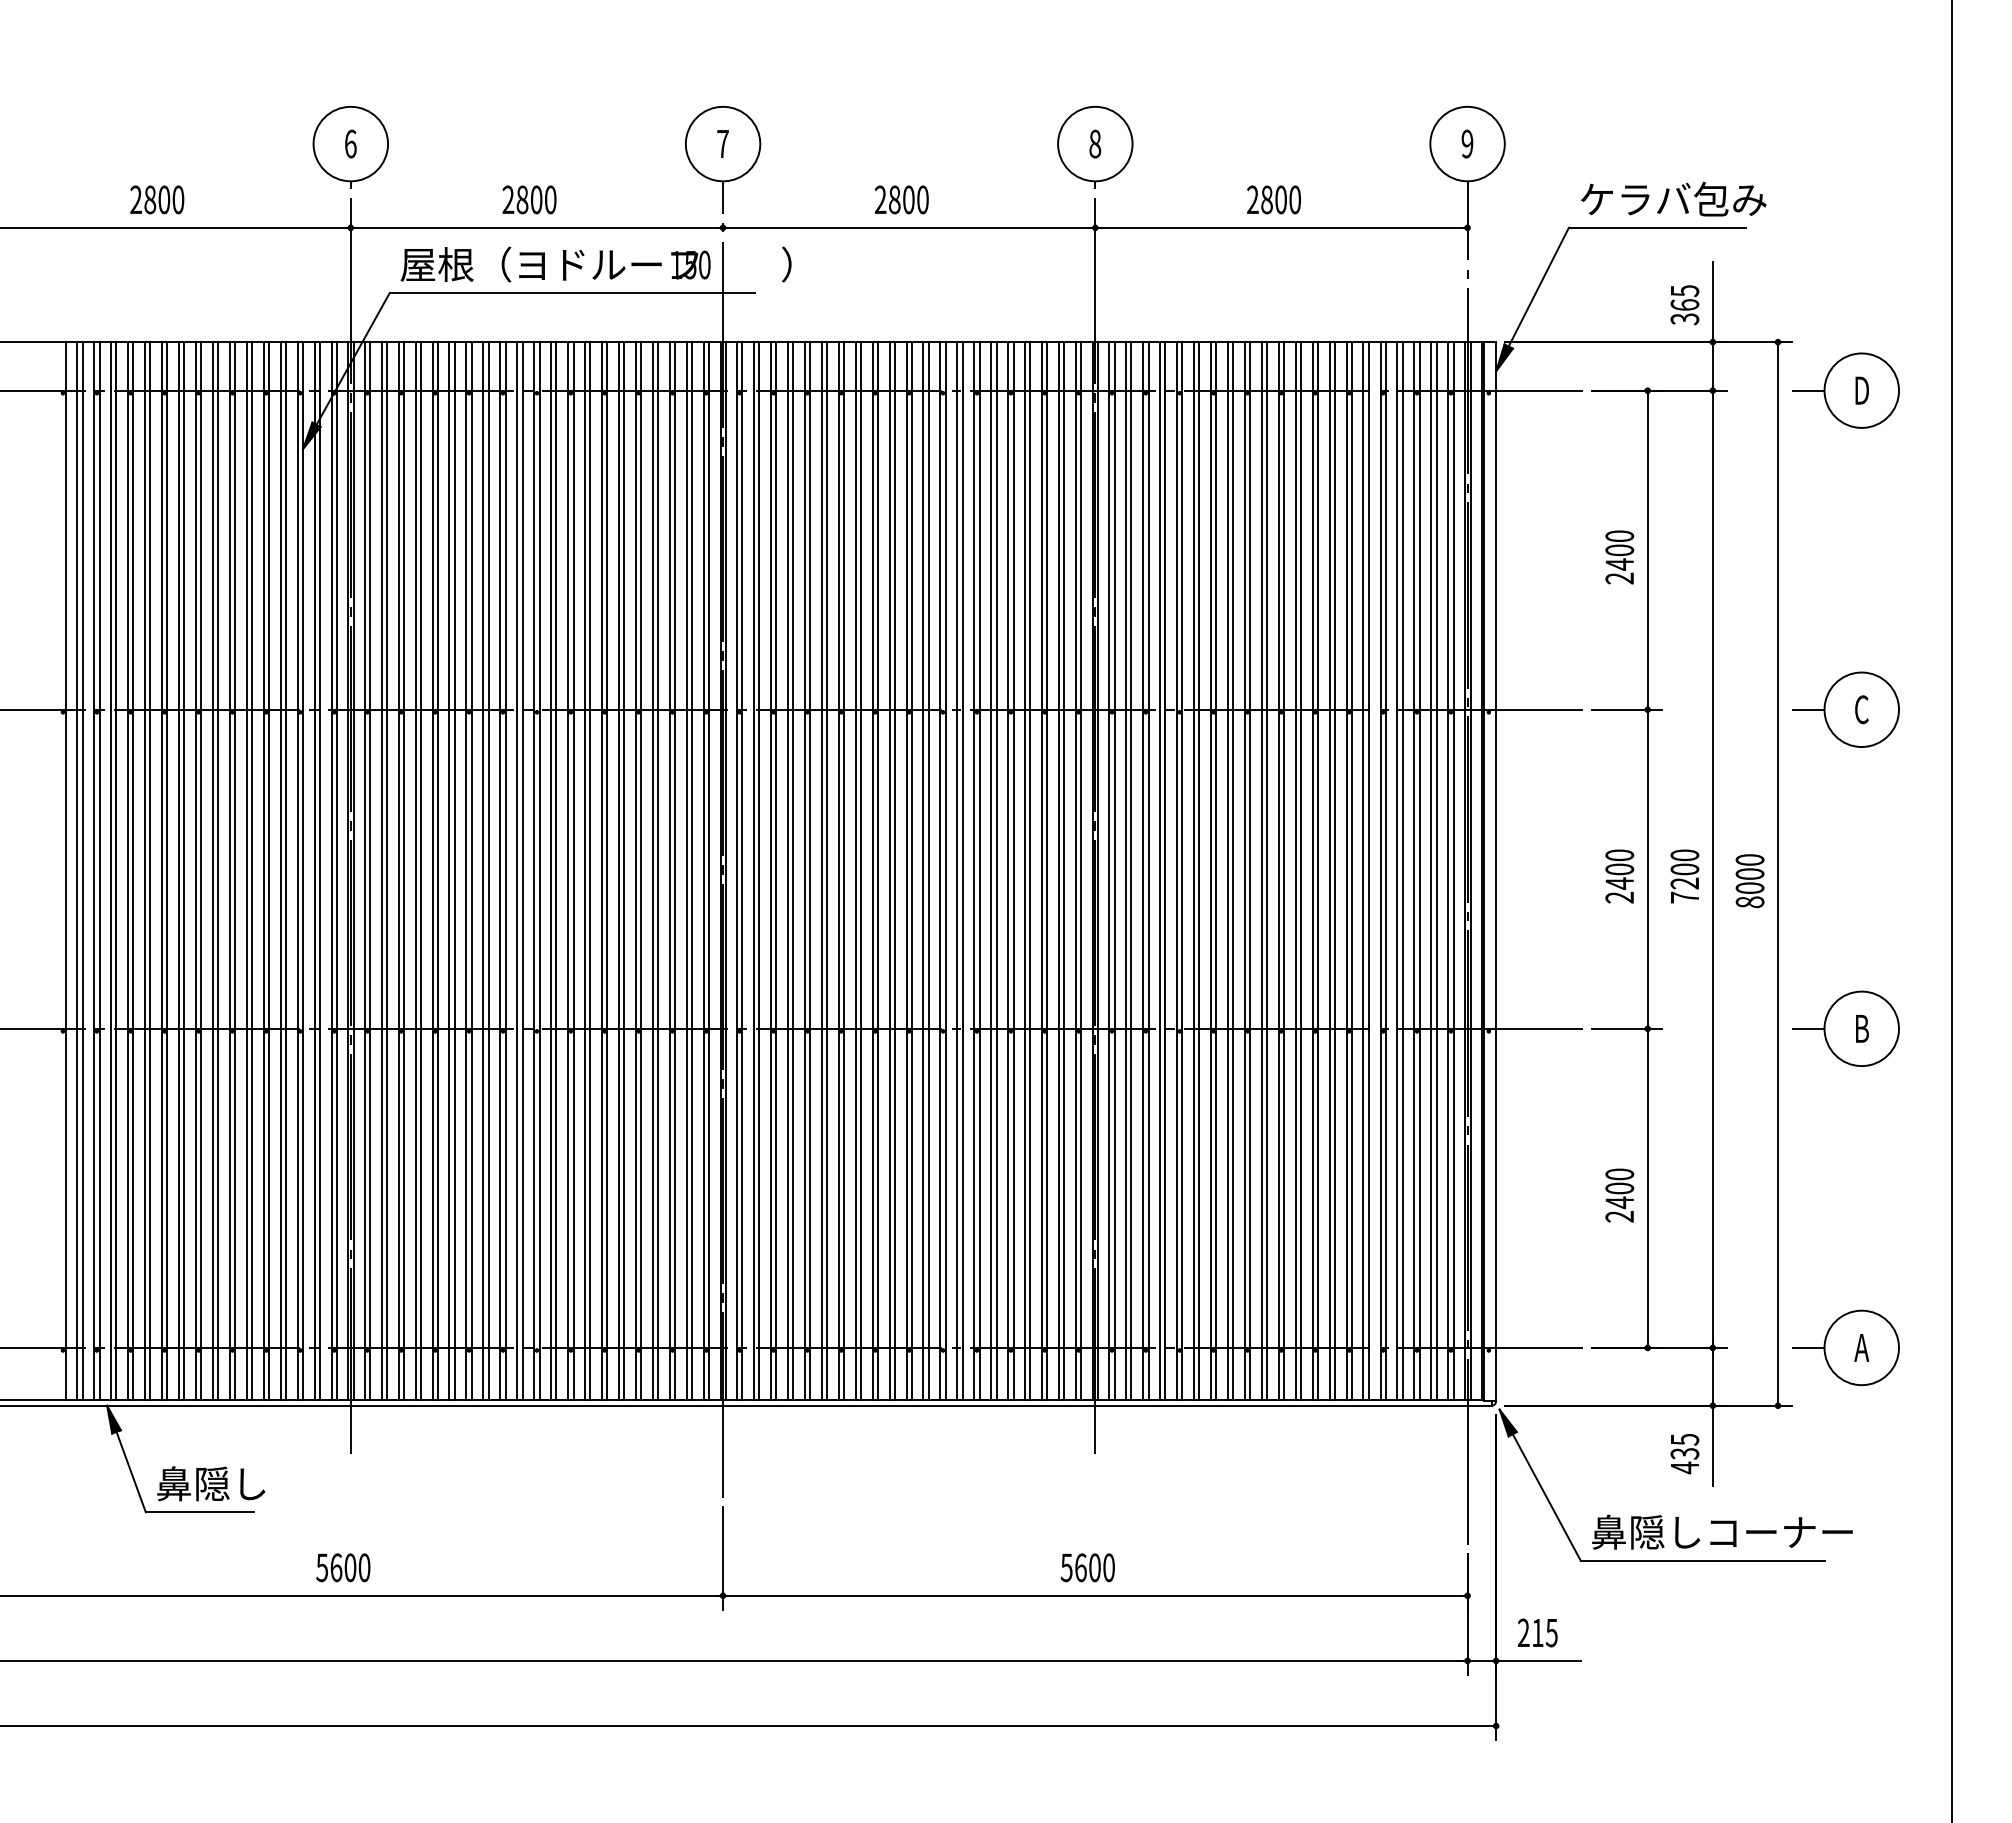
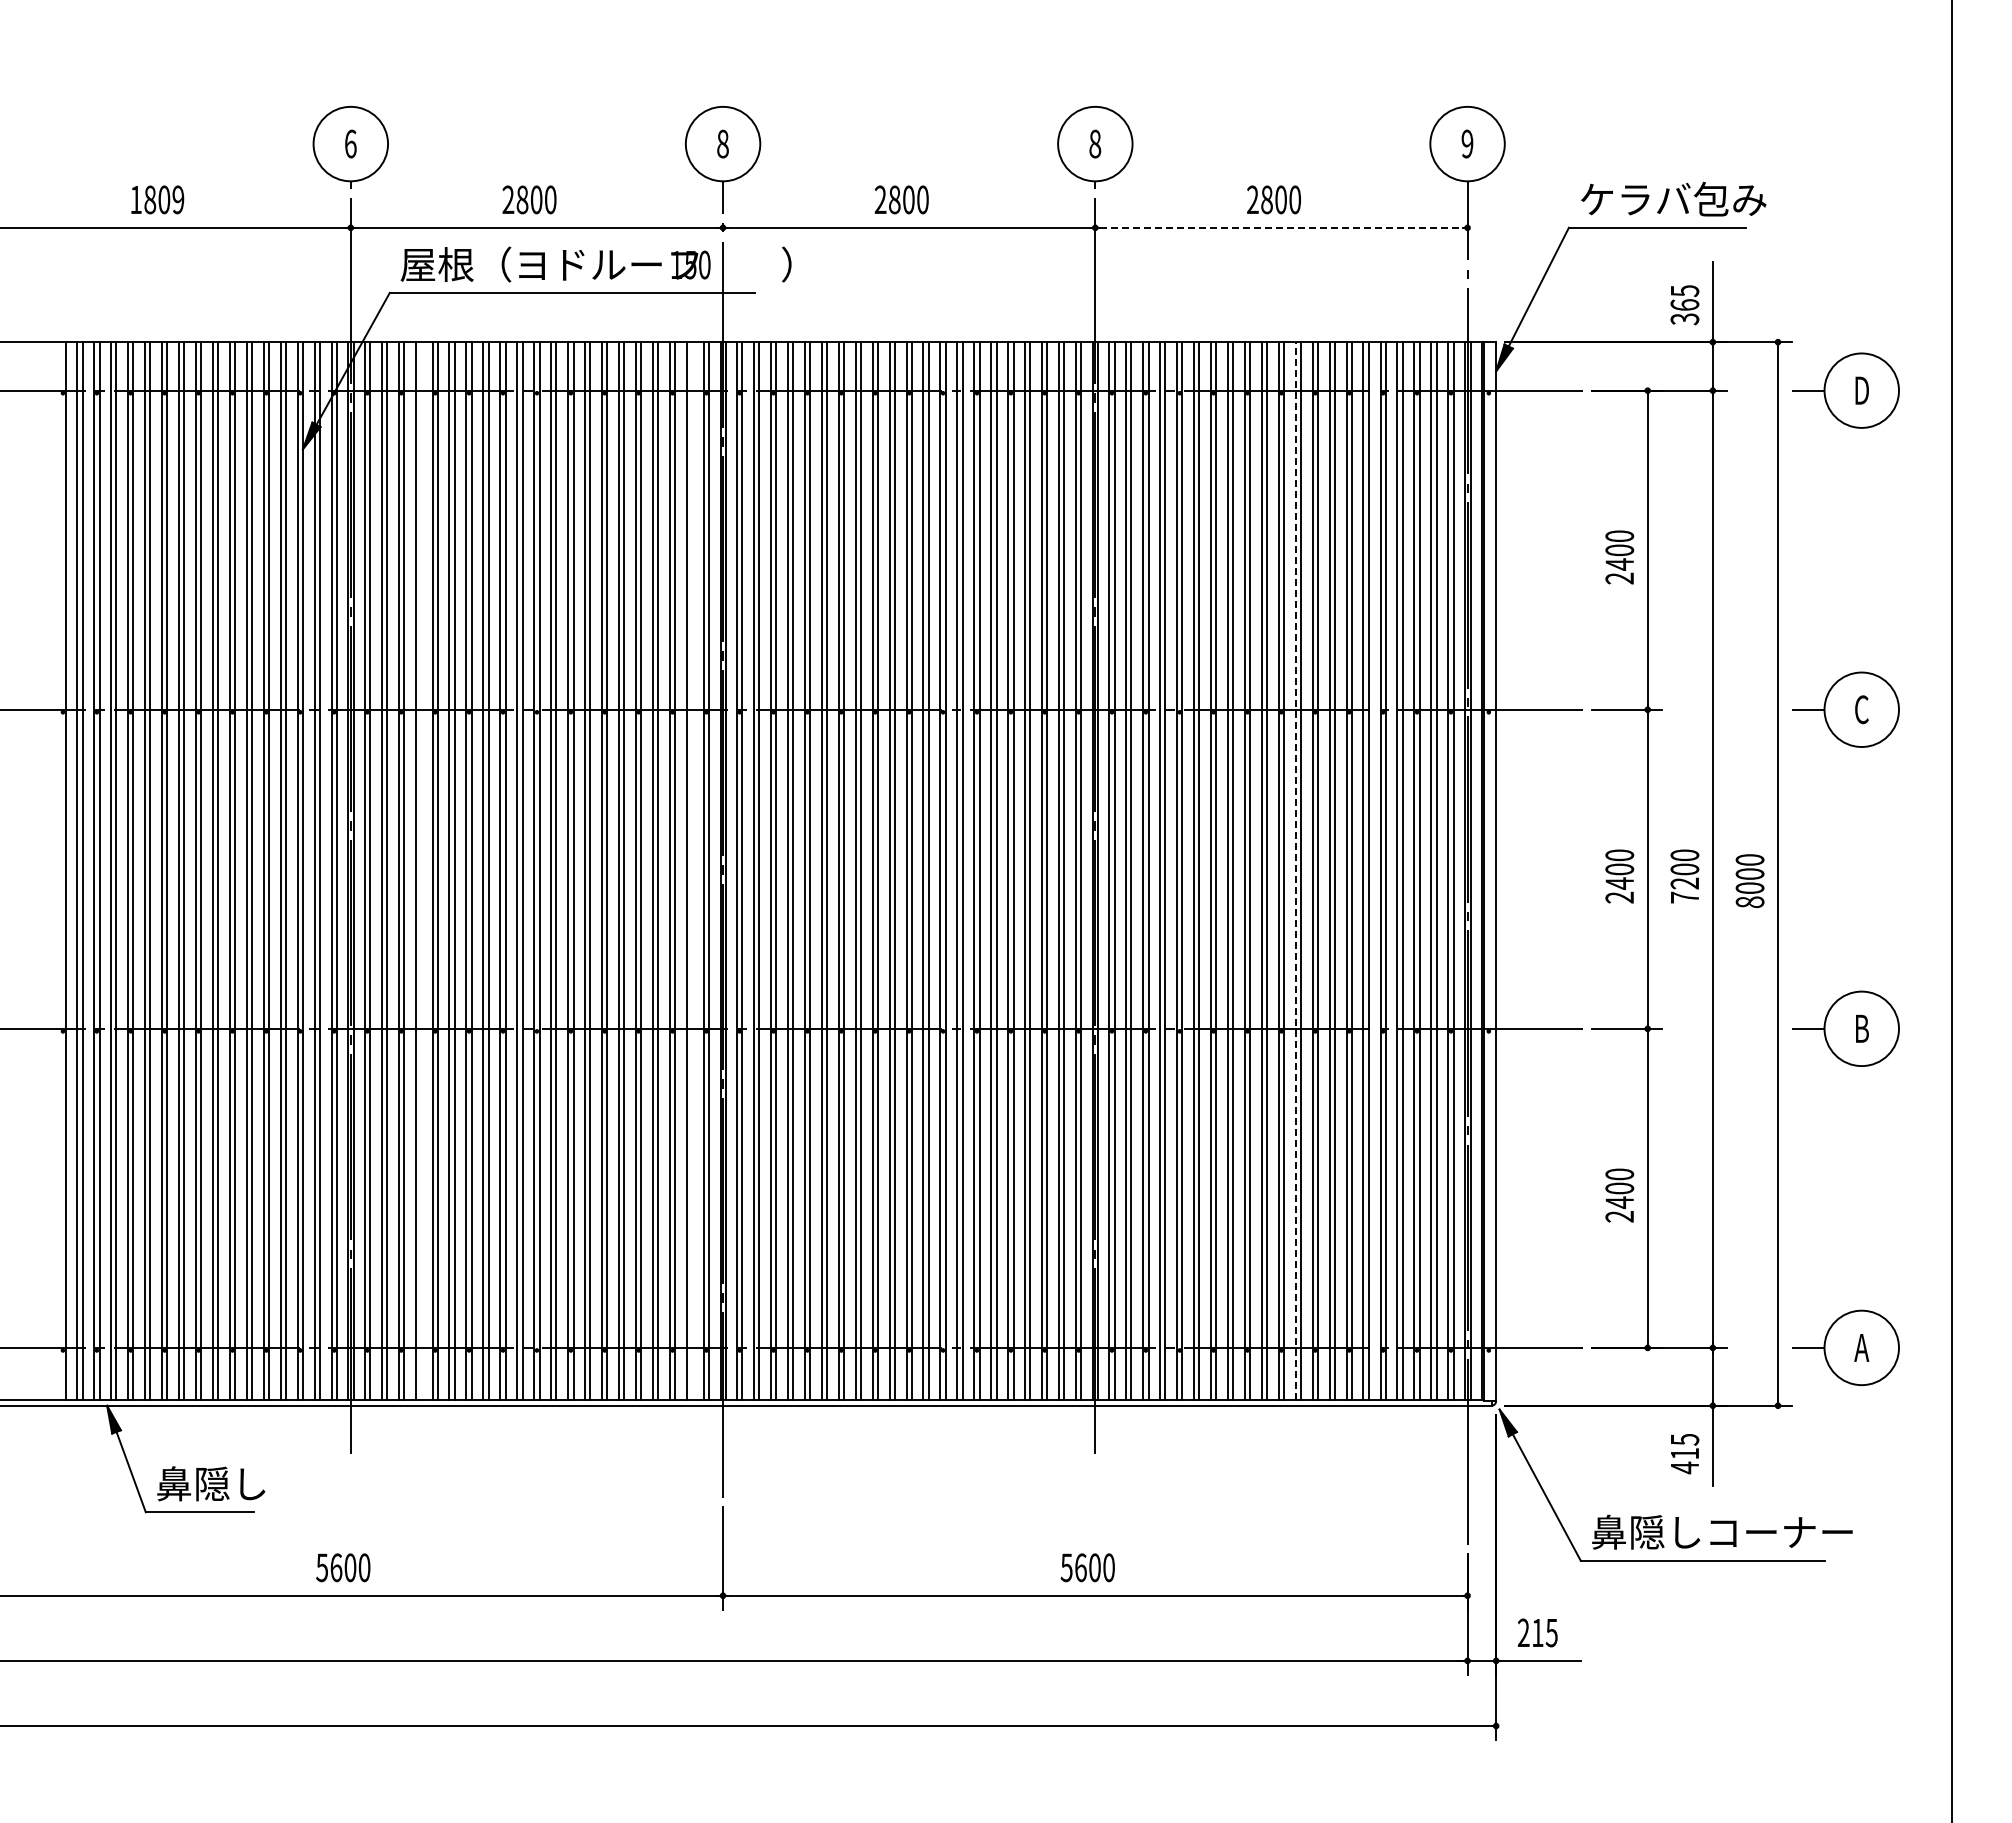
text: 7 -> 8 (722, 143)
text: 2800 -> 1809 (157, 199)
line: solid -> dashed (1281, 227)
line: present -> none (420, 870)
line: present -> none (692, 870)
line: solid -> dashed (1295, 871)
text: 435 -> 415 (1684, 1453)
